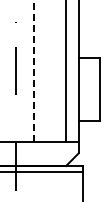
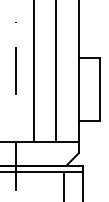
line: dashed -> solid (33, 71)
line position: (66, 72) -> (56, 72) (56, 72)
line: none -> present (64, 185)
